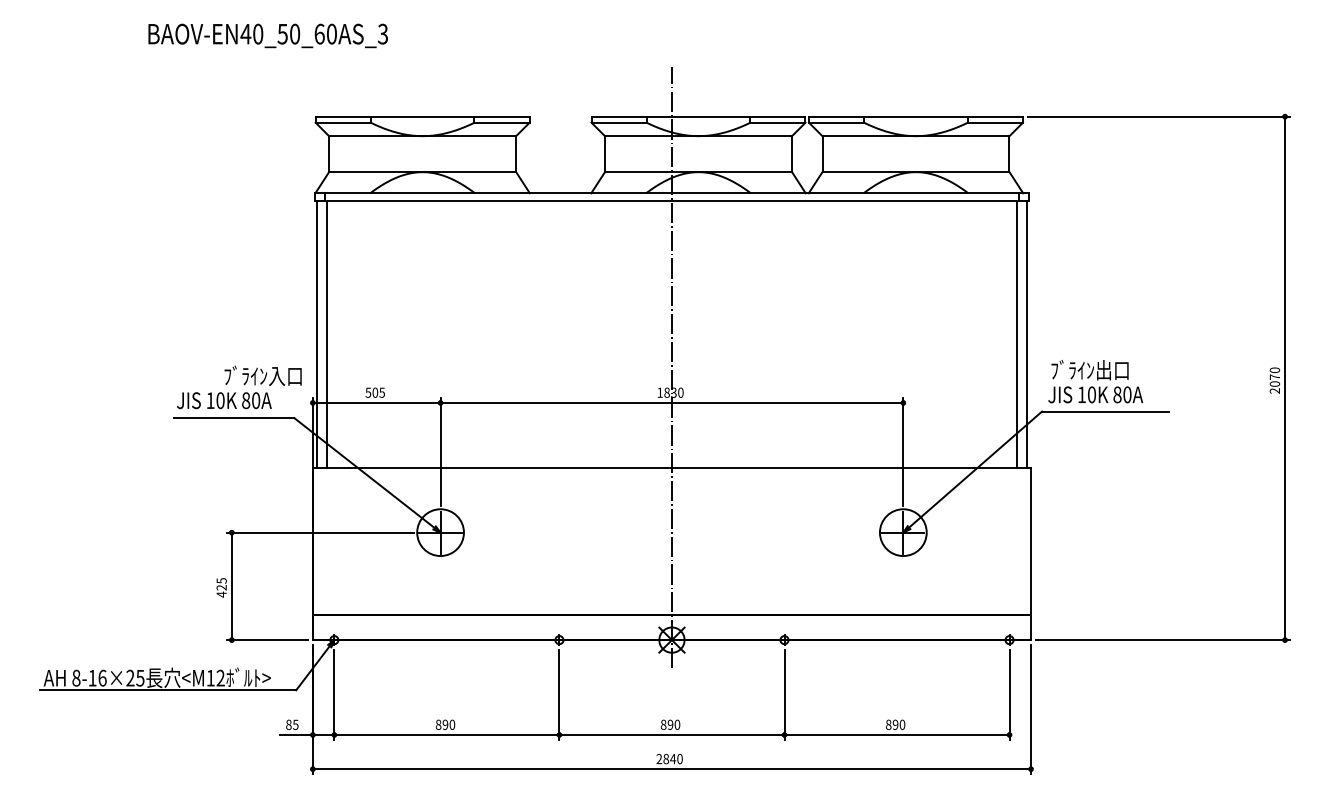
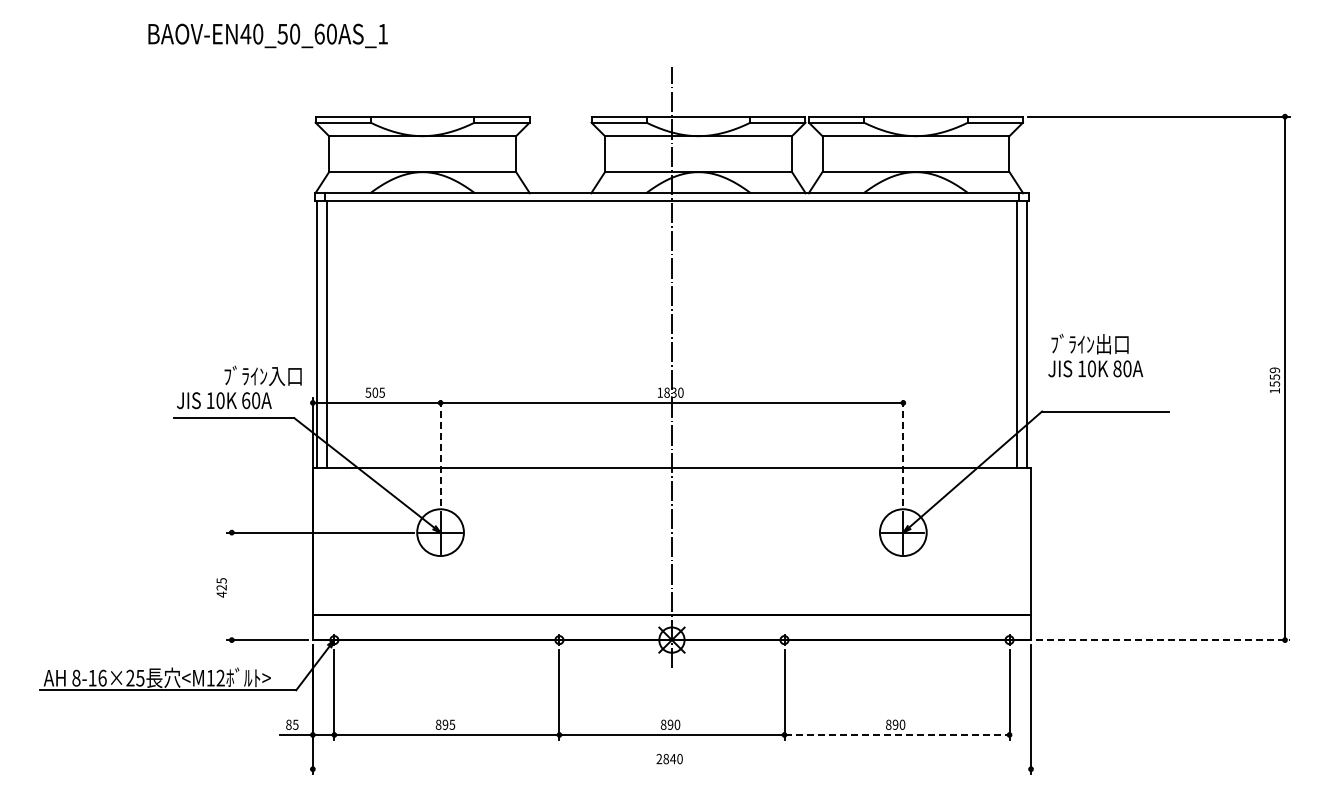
text: BAOV-EN40_50_60AS_3 -> BAOV-EN40_50_60AS_1 (382, 33)
text: 2070 -> 1559 (1274, 380)
text position: (1095, 381) -> (1095, 355) (1095, 355)
text: 80A -> 60A (246, 400)
line: solid -> dashed (440, 451)
line: solid -> dashed (903, 451)
line: present -> none (231, 586)
line: solid -> dashed (1163, 640)
text: 890 -> 895 (452, 724)
line: solid -> dashed (897, 734)
line: present -> none (671, 769)
